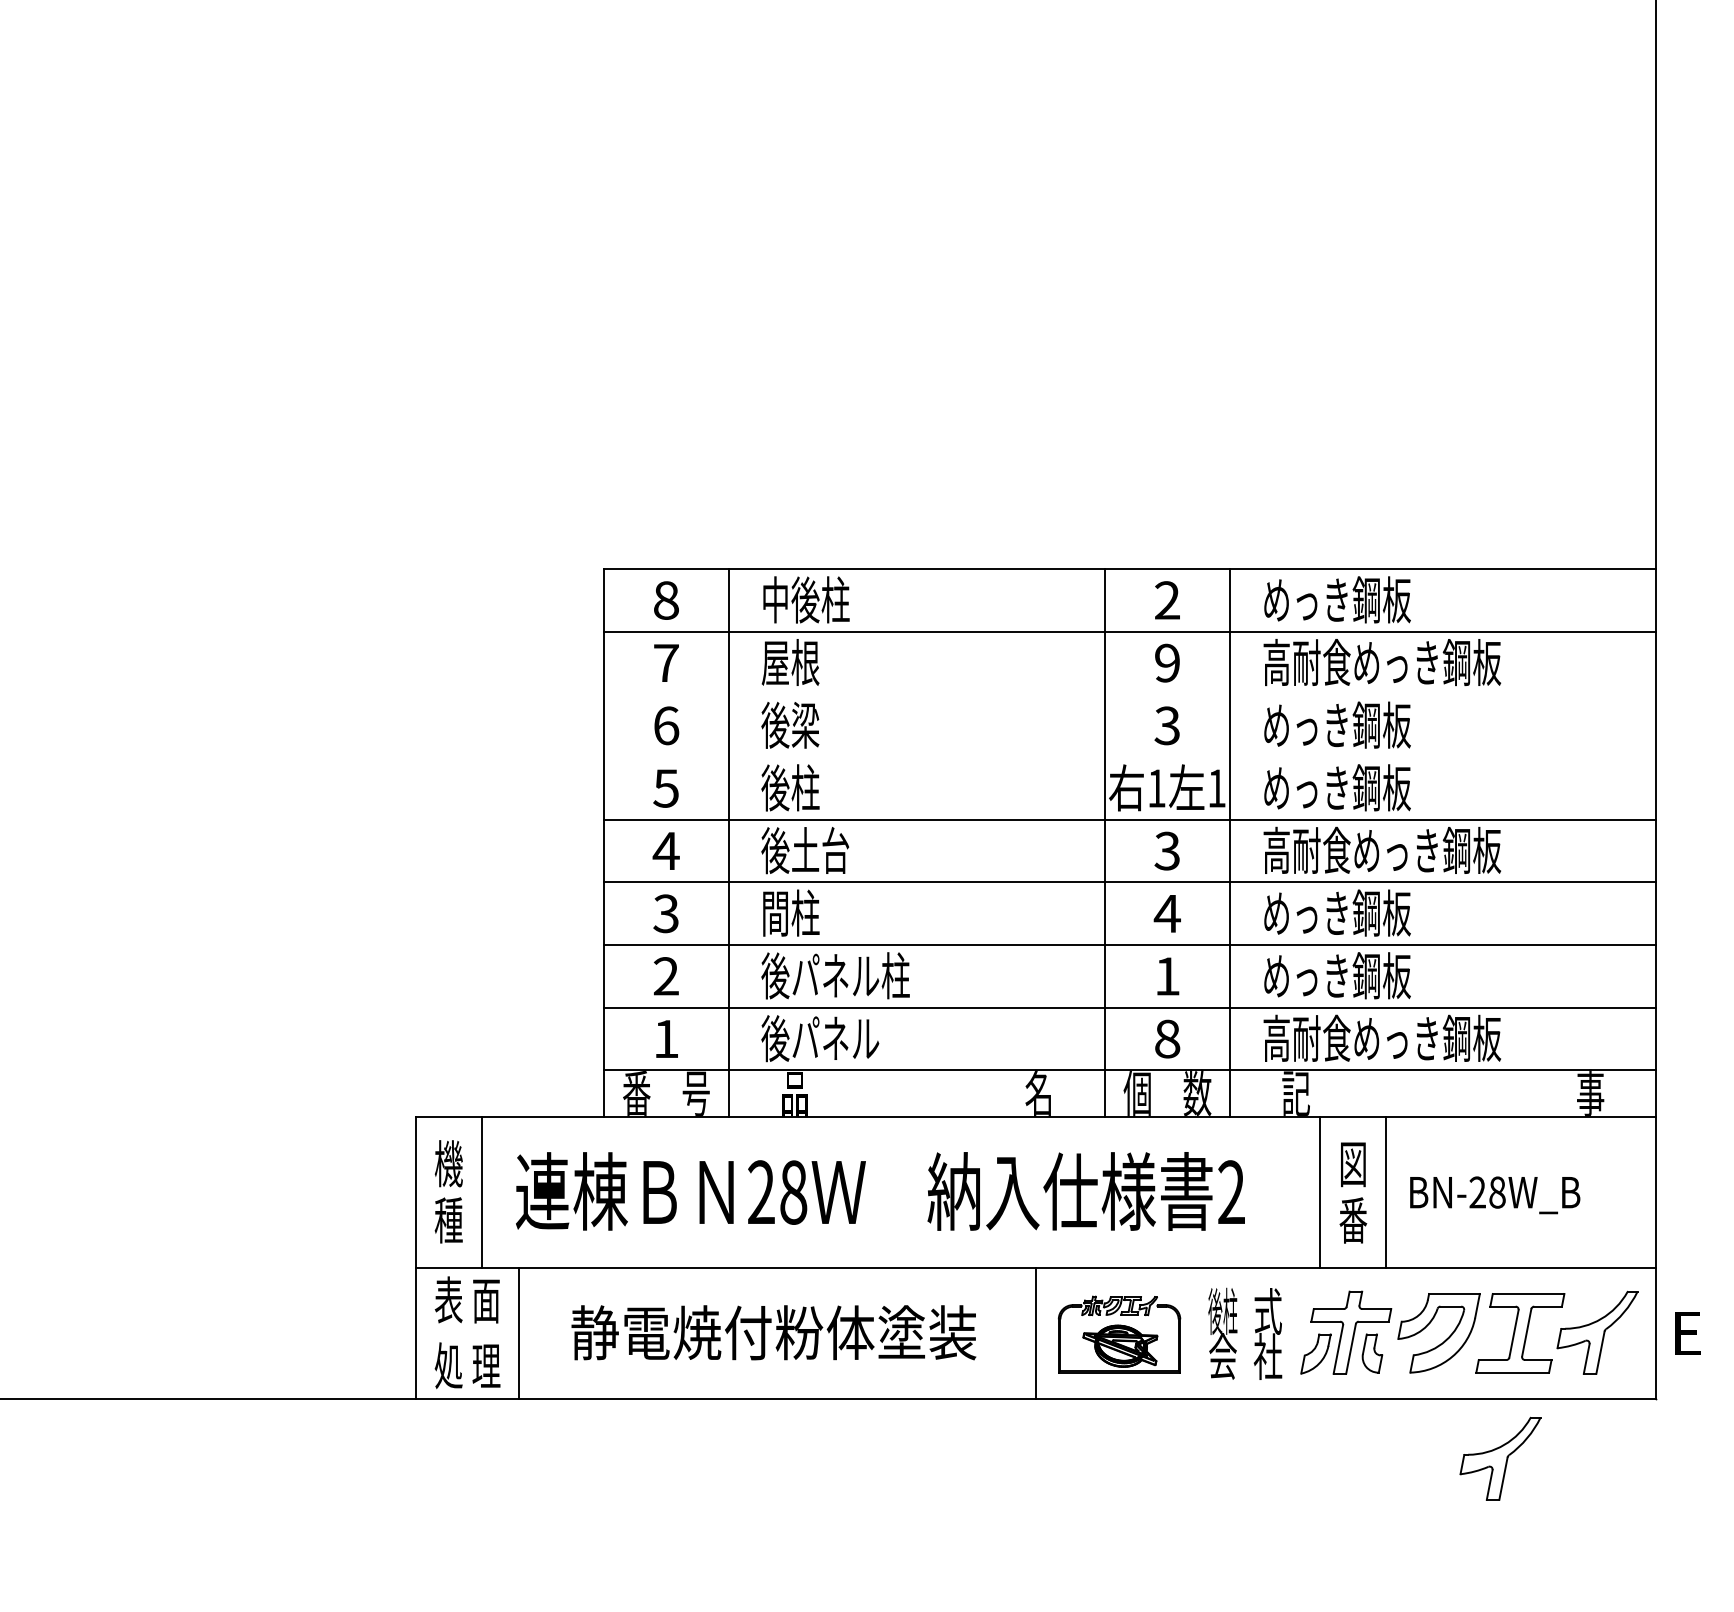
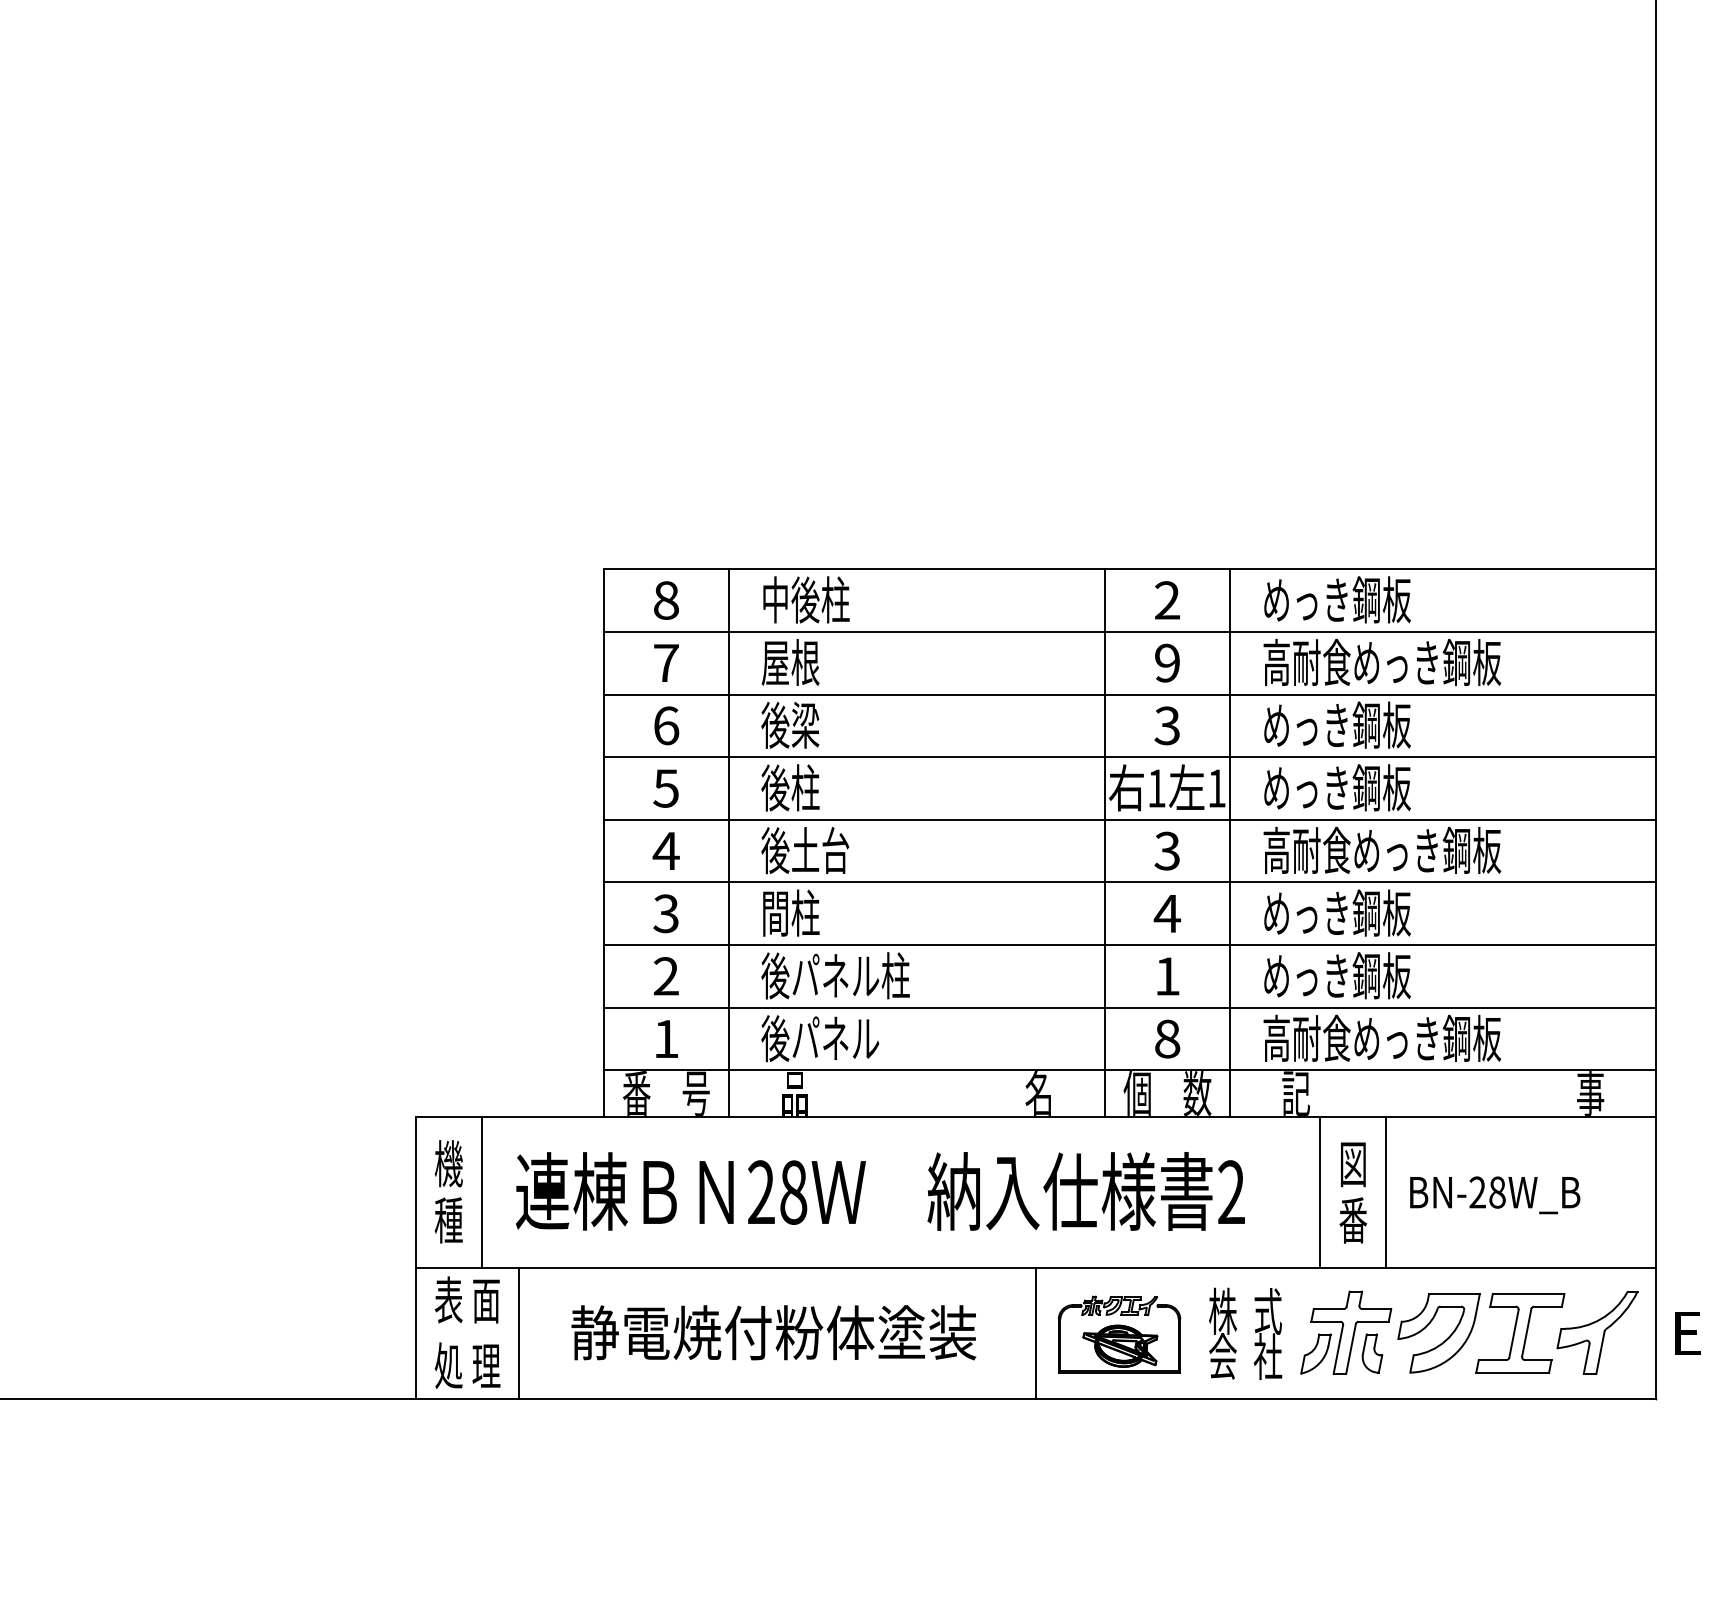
line: none -> present (1129, 694)
line: none -> present (1129, 757)
text: 後柱 -> 株 (1222, 1310)
part: present -> none (1500, 1458)
